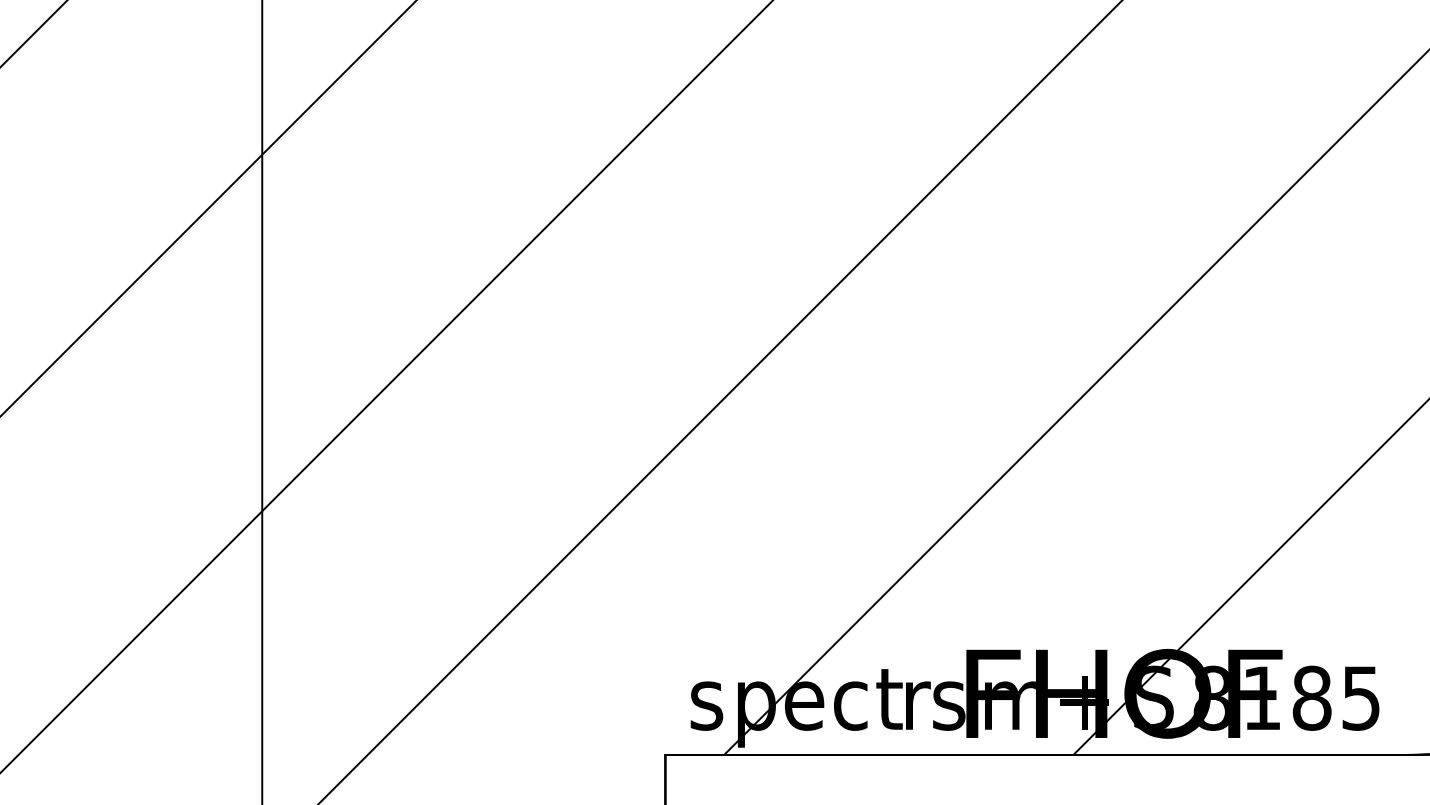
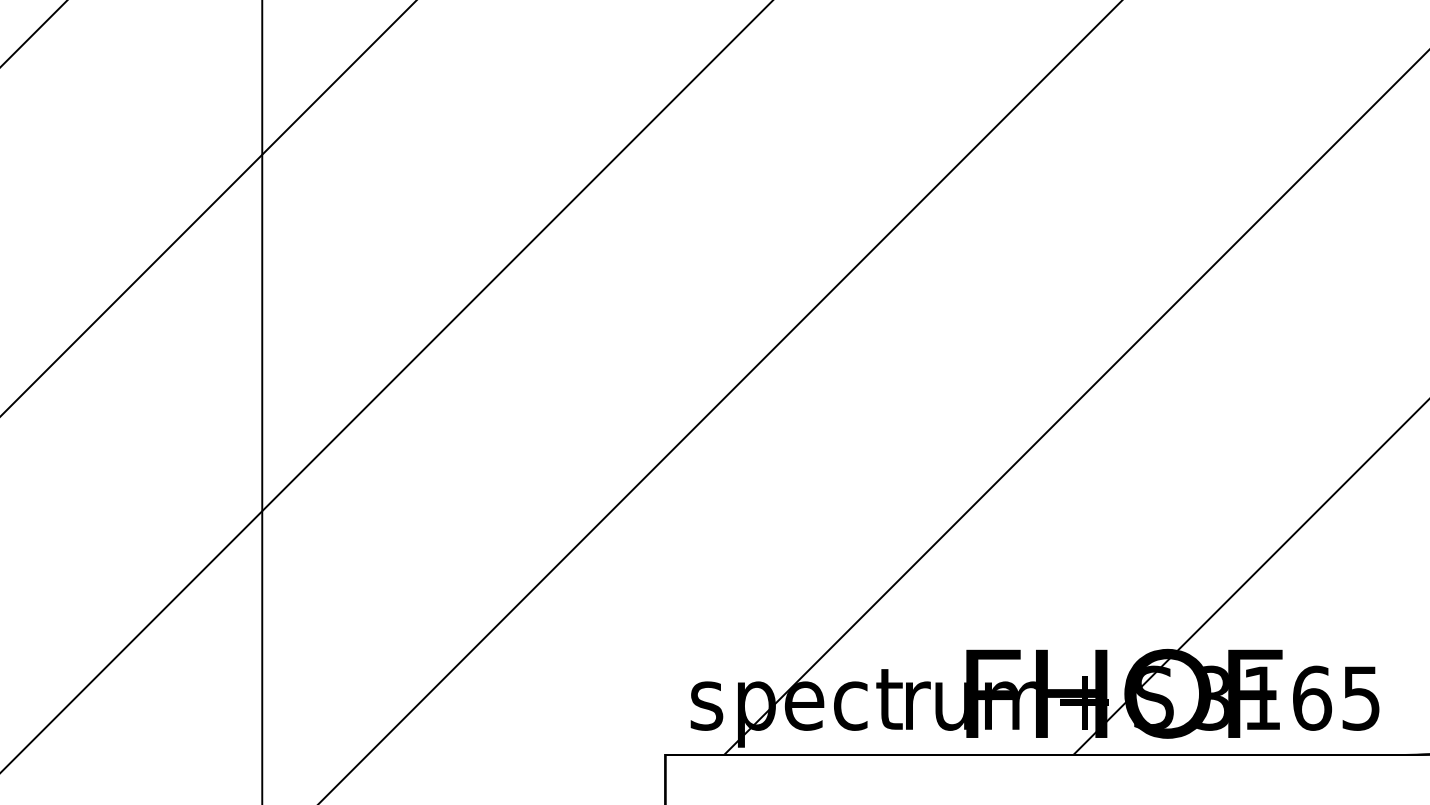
text: 8 -> 3 (1210, 697)
text: 8 -> 6 (1312, 697)
text: s -> u (949, 705)
